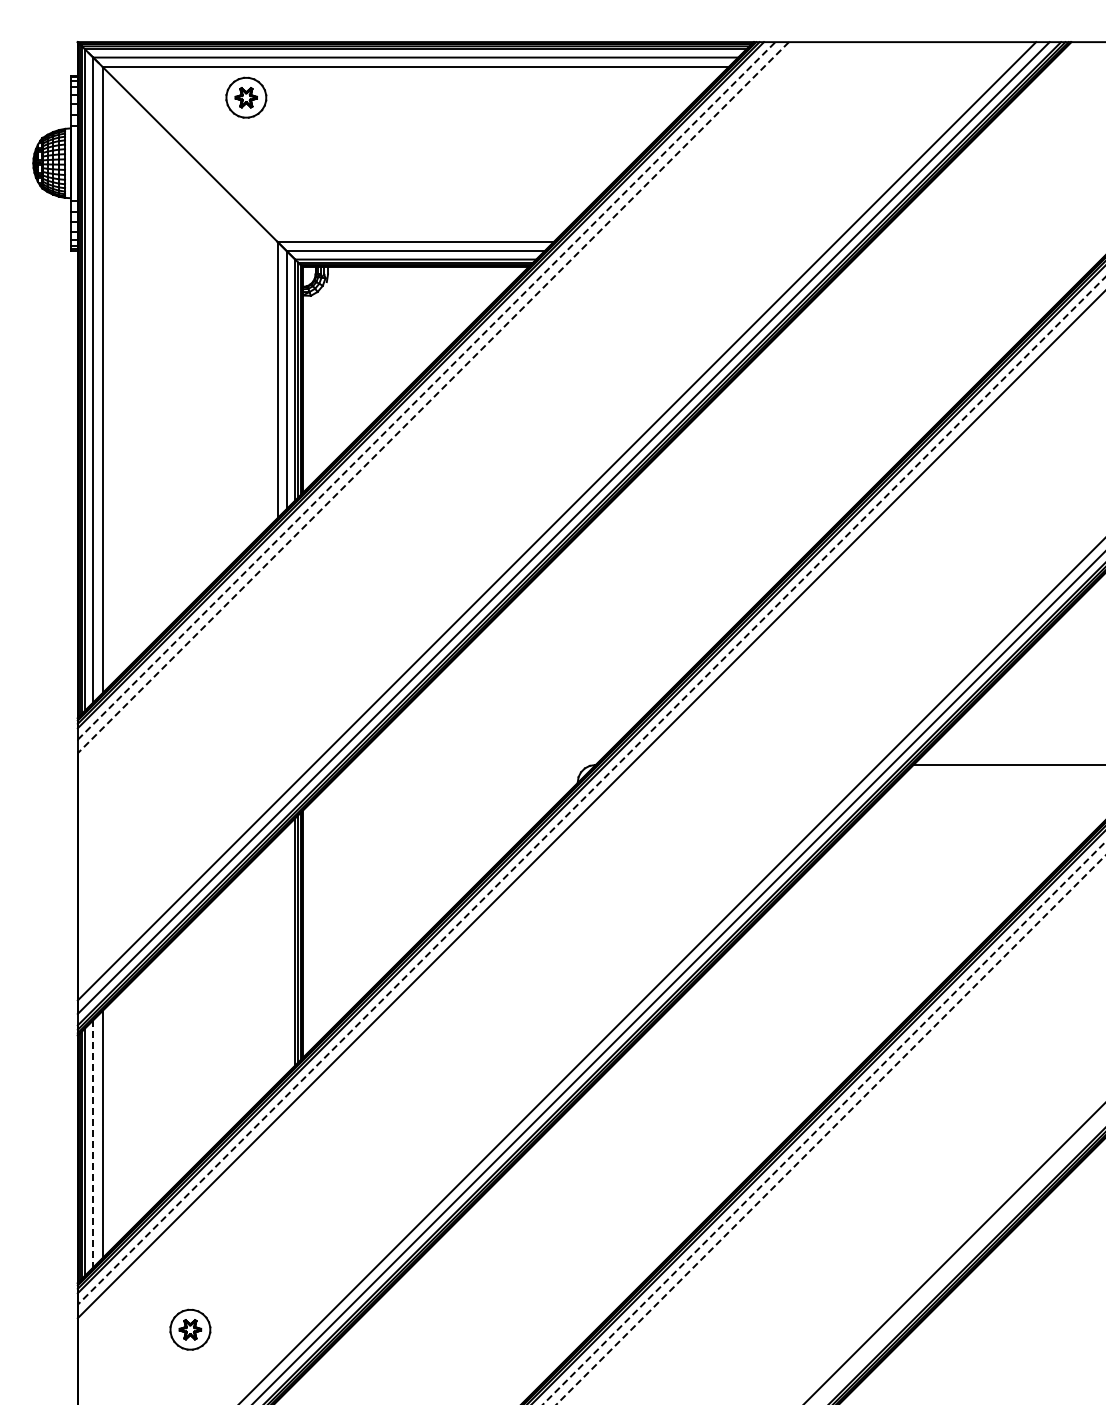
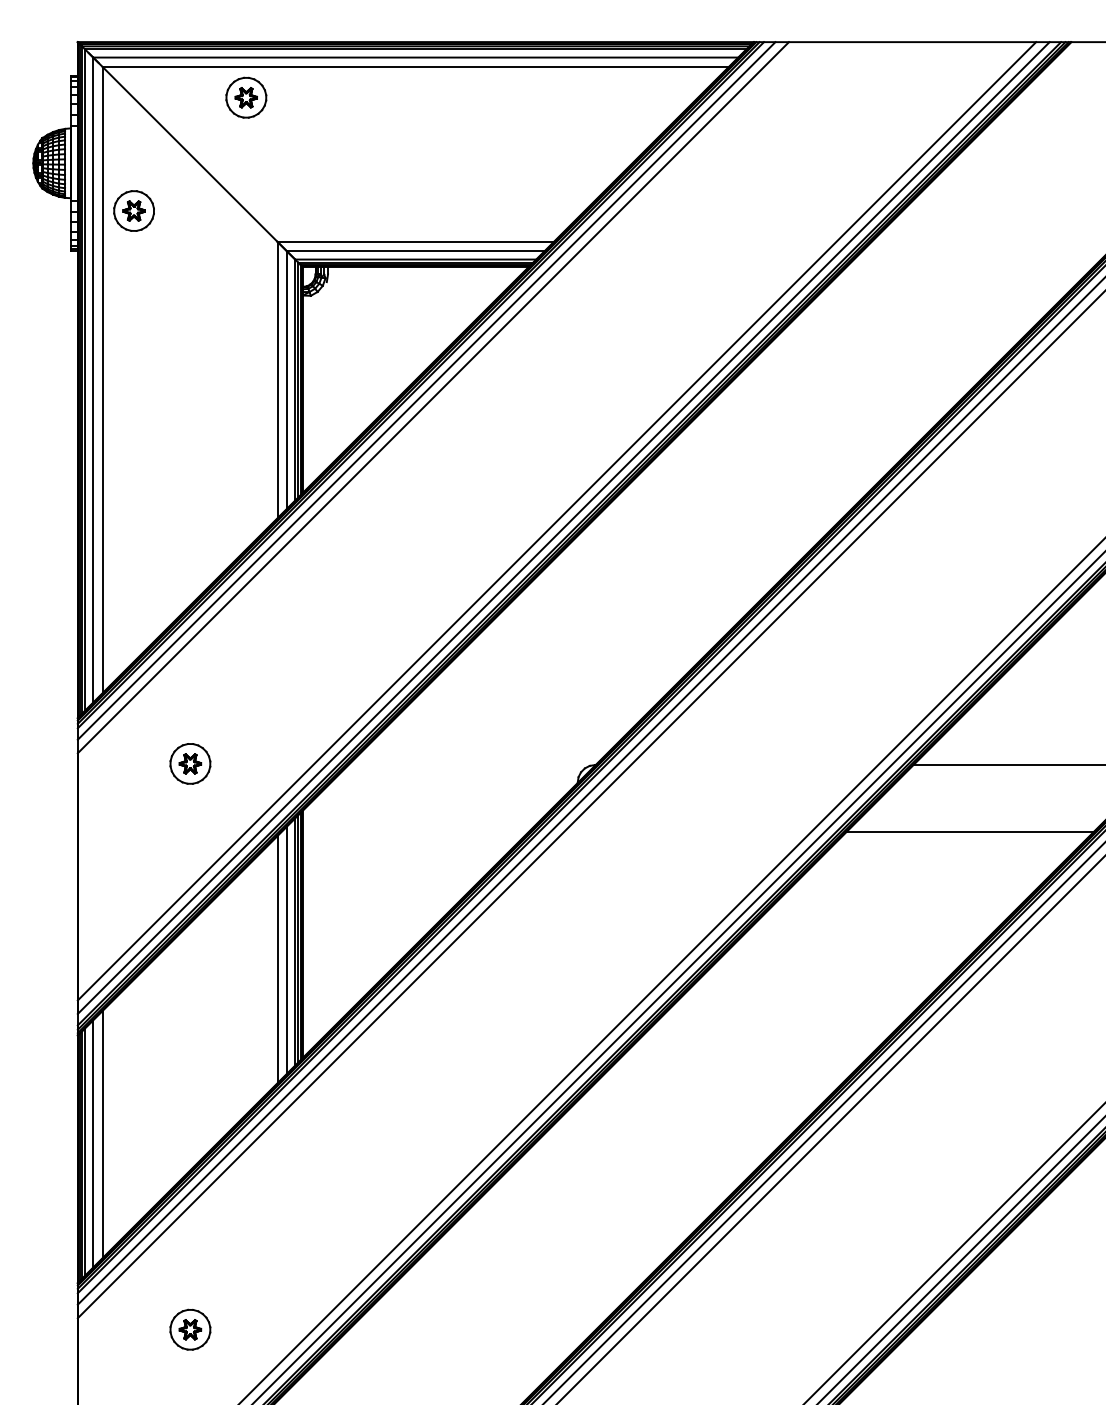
part: none -> present (133, 210)
line: dashed -> solid (427, 390)
line: dashed -> solid (433, 397)
part: none -> present (190, 763)
line: dashed -> solid (591, 790)
line: none -> present (969, 832)
line: none -> present (287, 949)
line: none -> present (277, 959)
line: dashed -> solid (824, 1123)
line: dashed -> solid (830, 1130)
line: dashed -> solid (93, 1143)
line: none -> present (961, 1260)
